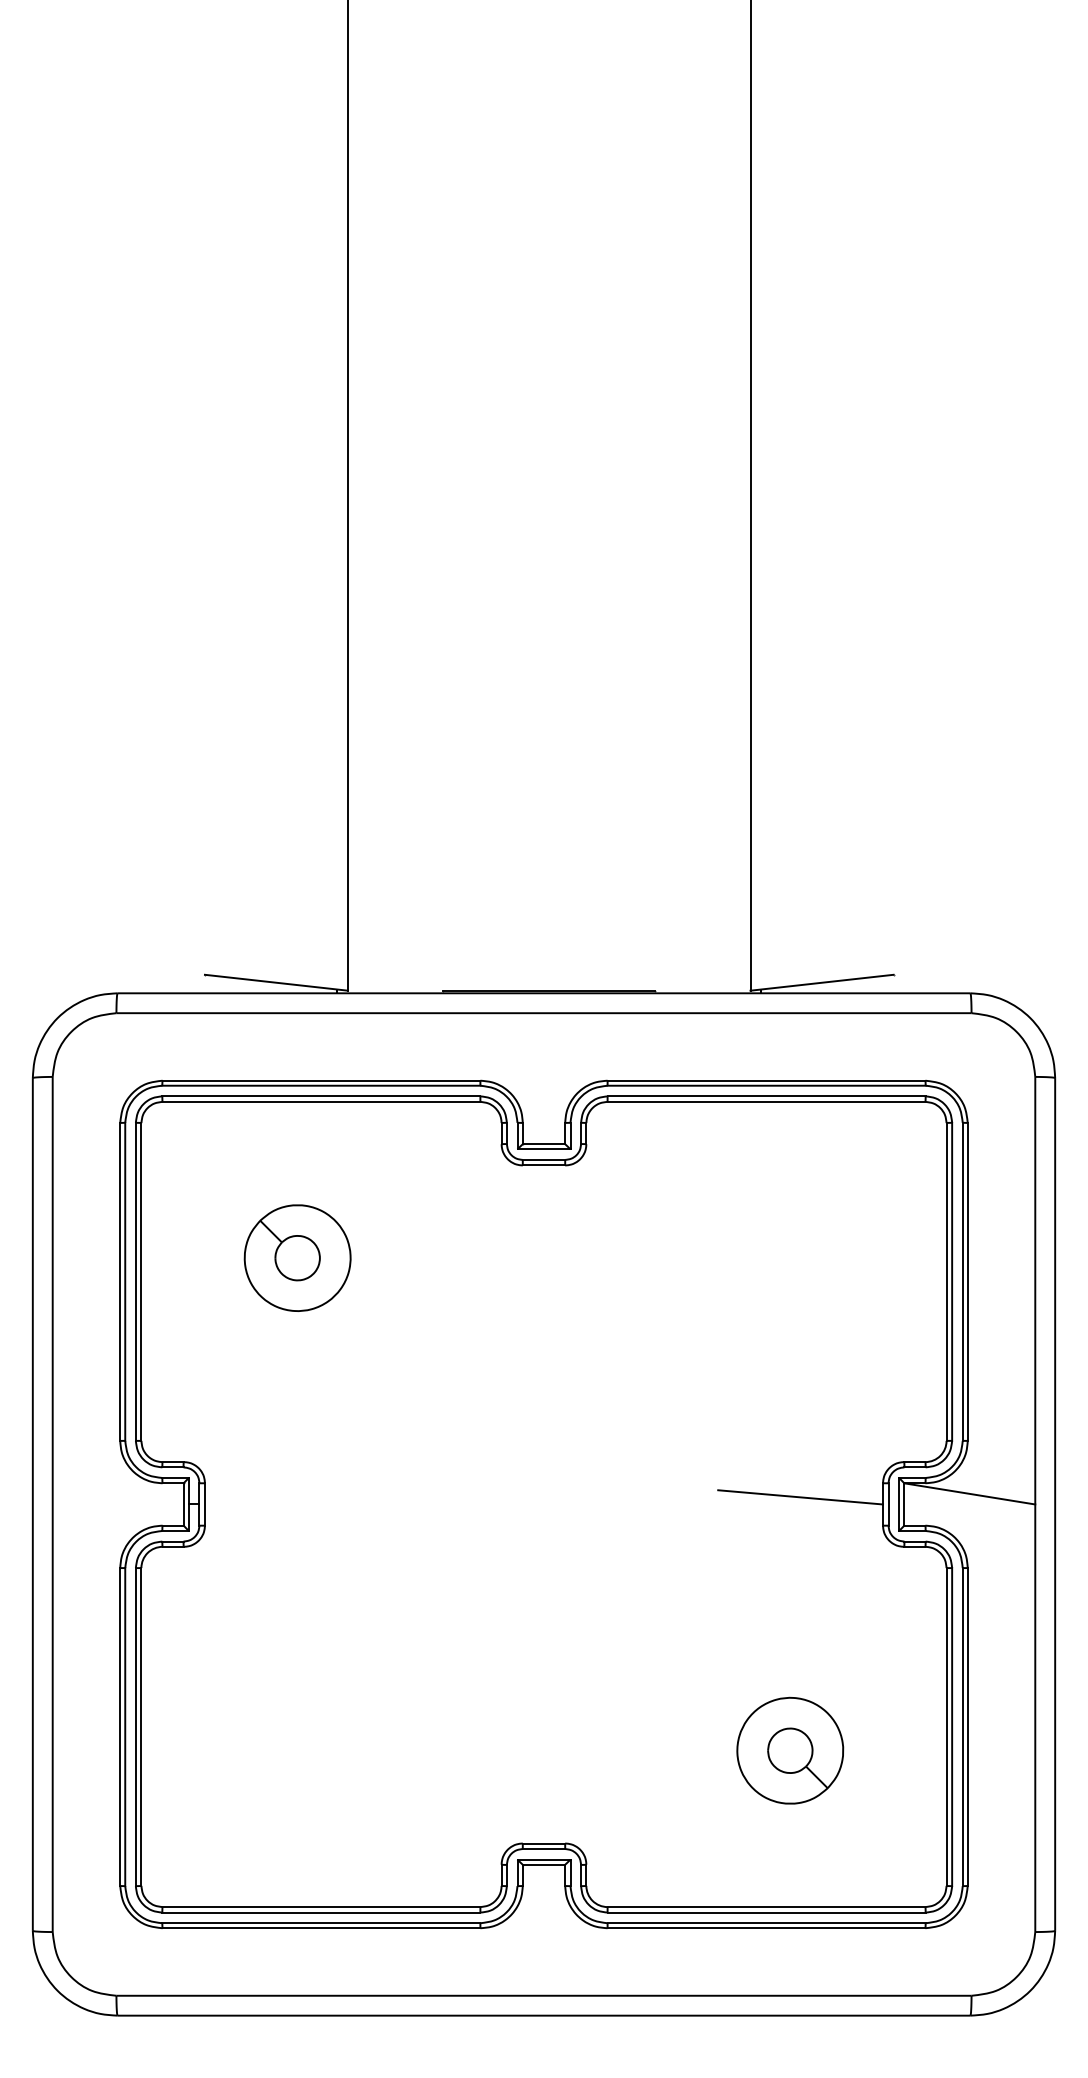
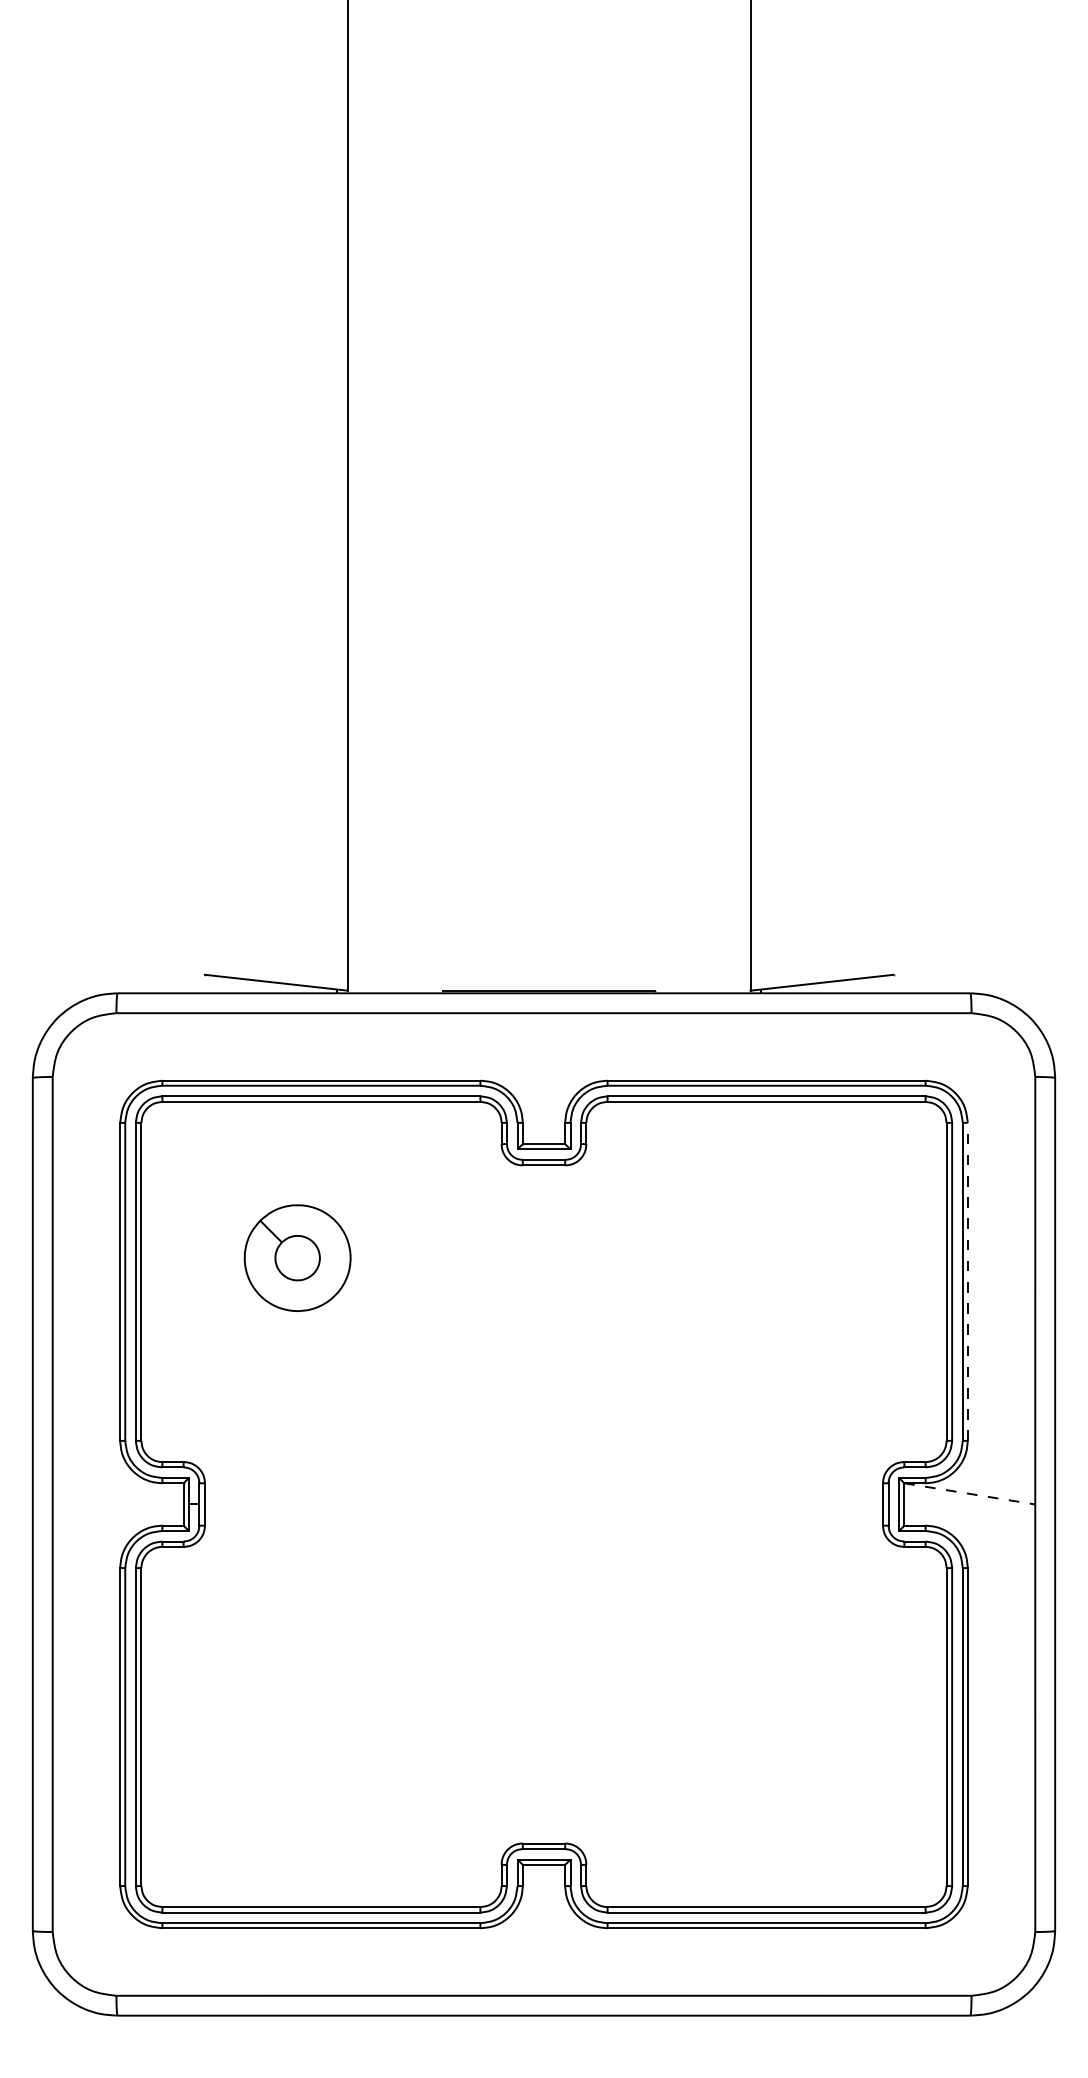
line: solid -> dashed (967, 1282)
line: solid -> dashed (970, 1493)
line: present -> none (800, 1497)
part: present -> none (790, 1750)
